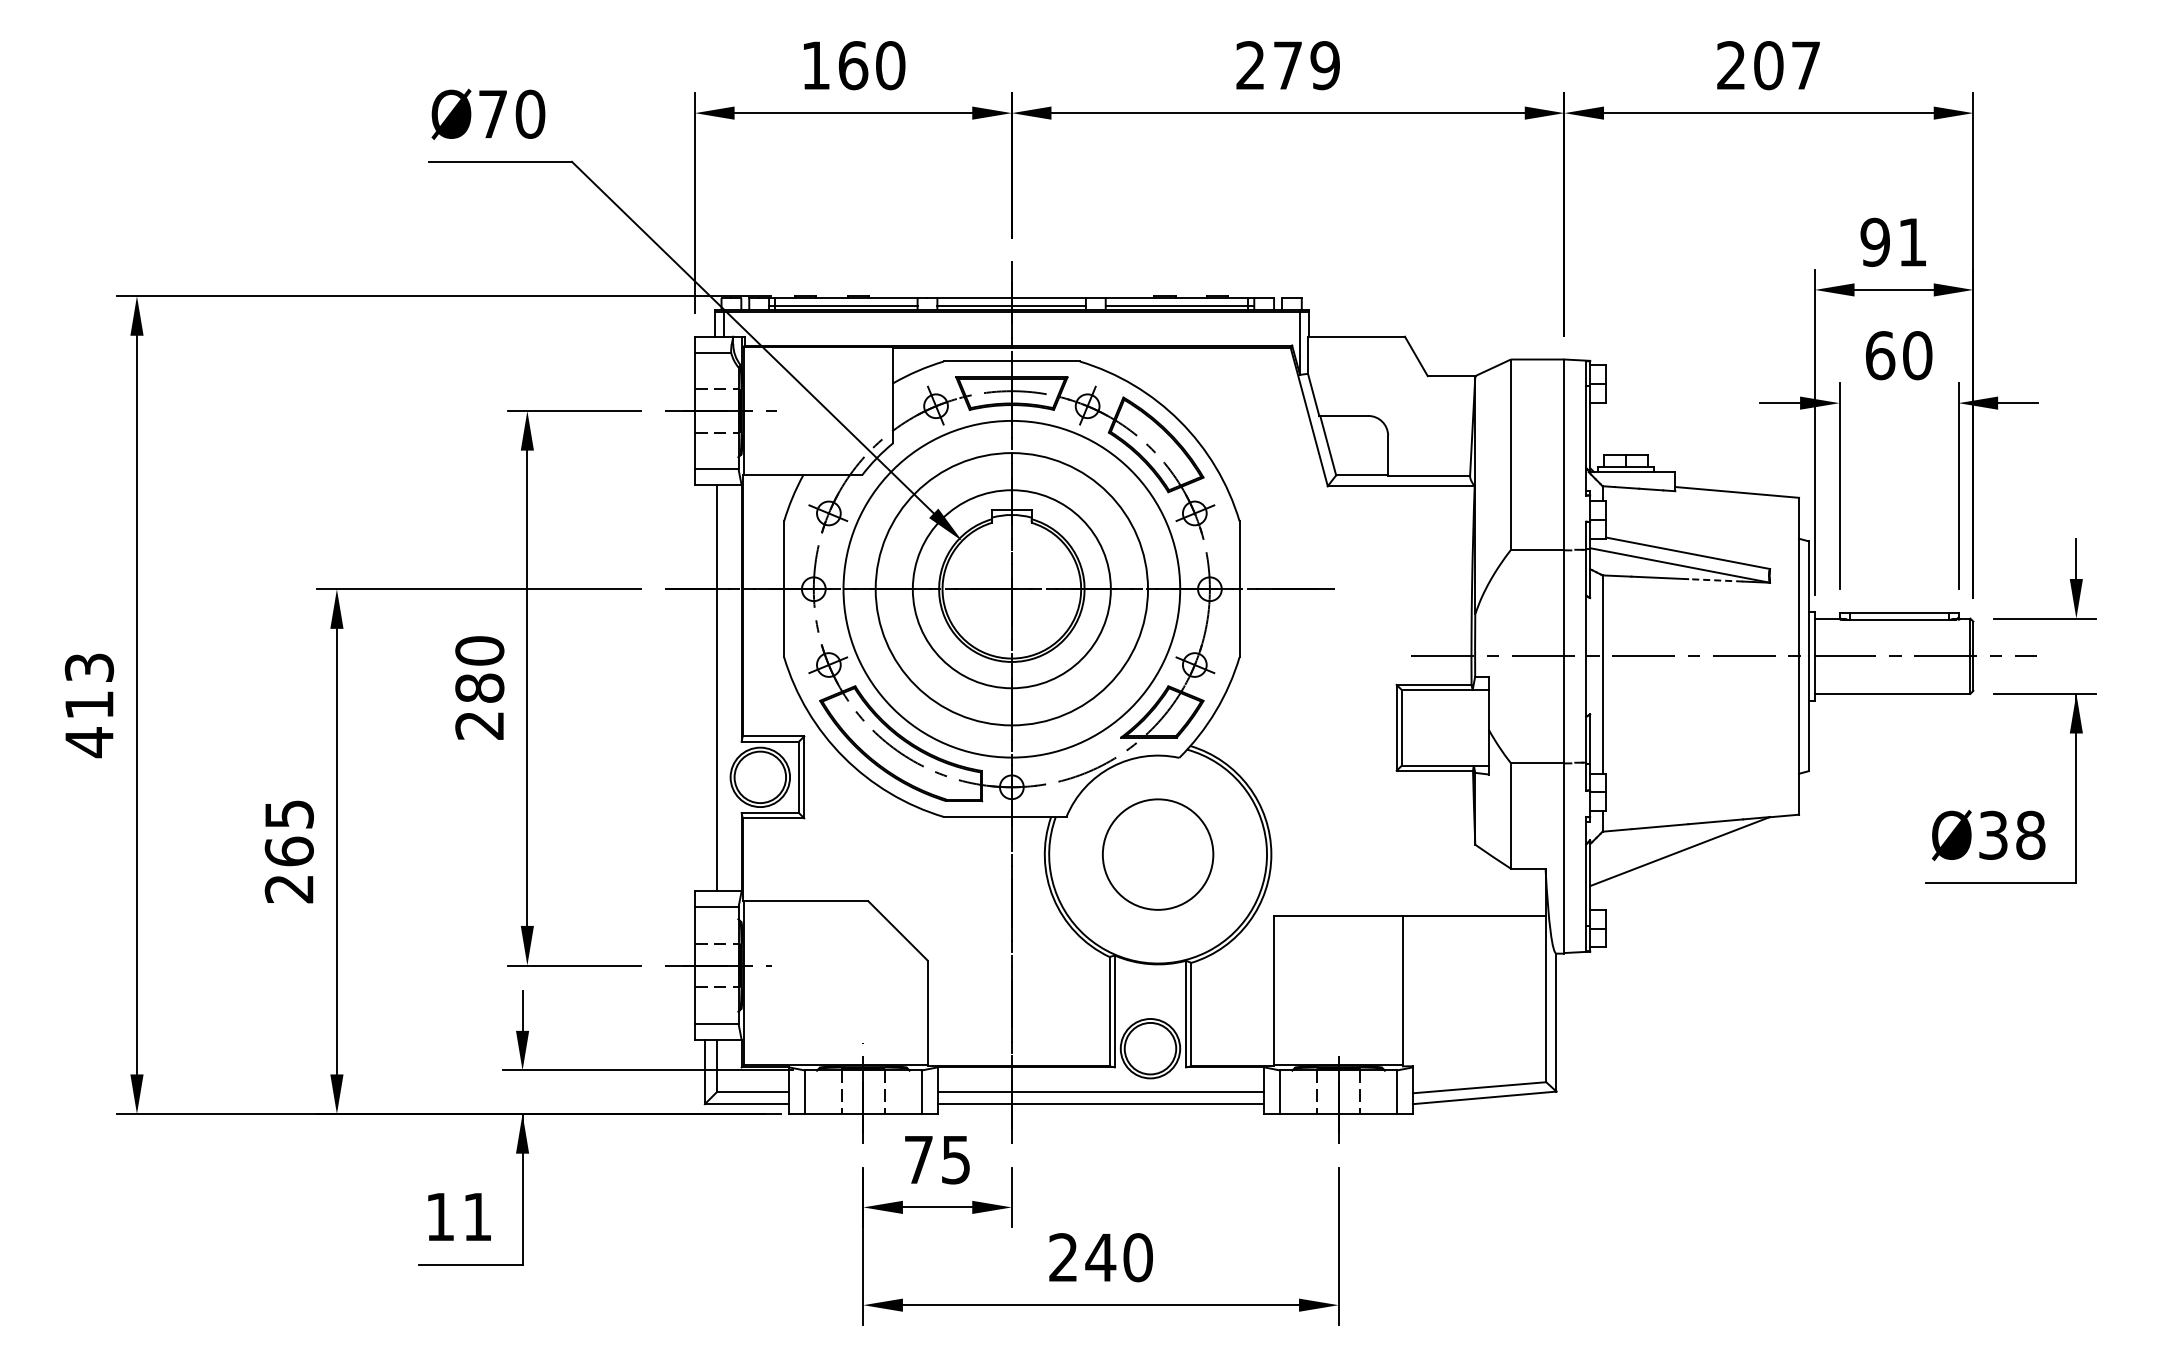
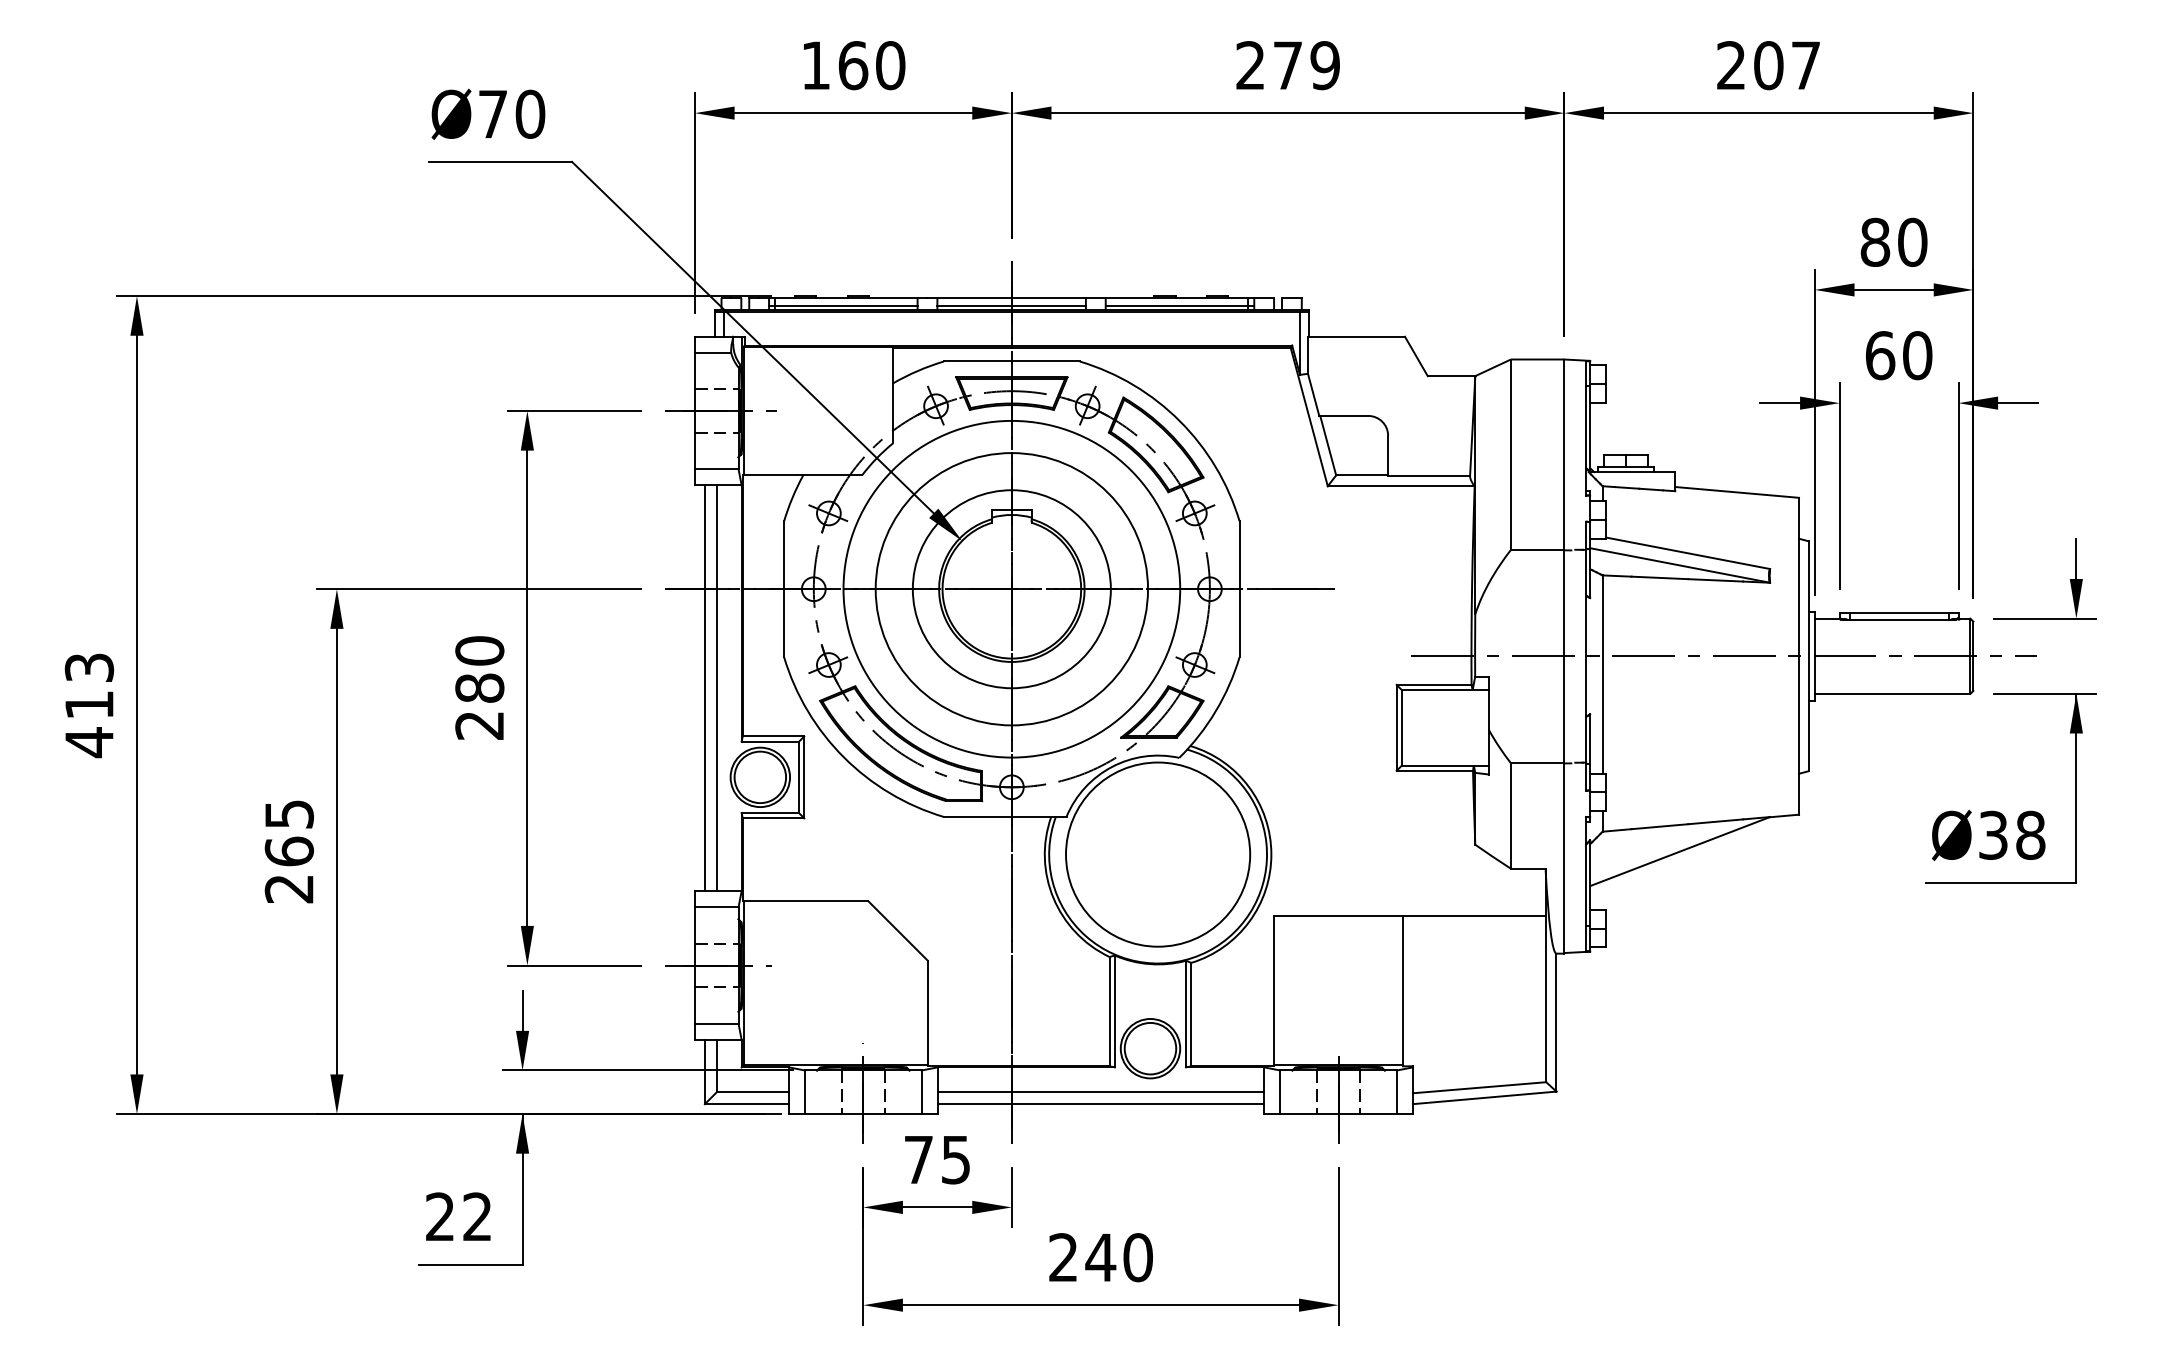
text: 91 -> 80 (1893, 241)
line: dashed -> solid (1715, 580)
line: none -> present (704, 688)
circle diameter: 111 px -> 184 px (1158, 854)
text: 11 -> 22 (458, 1216)
